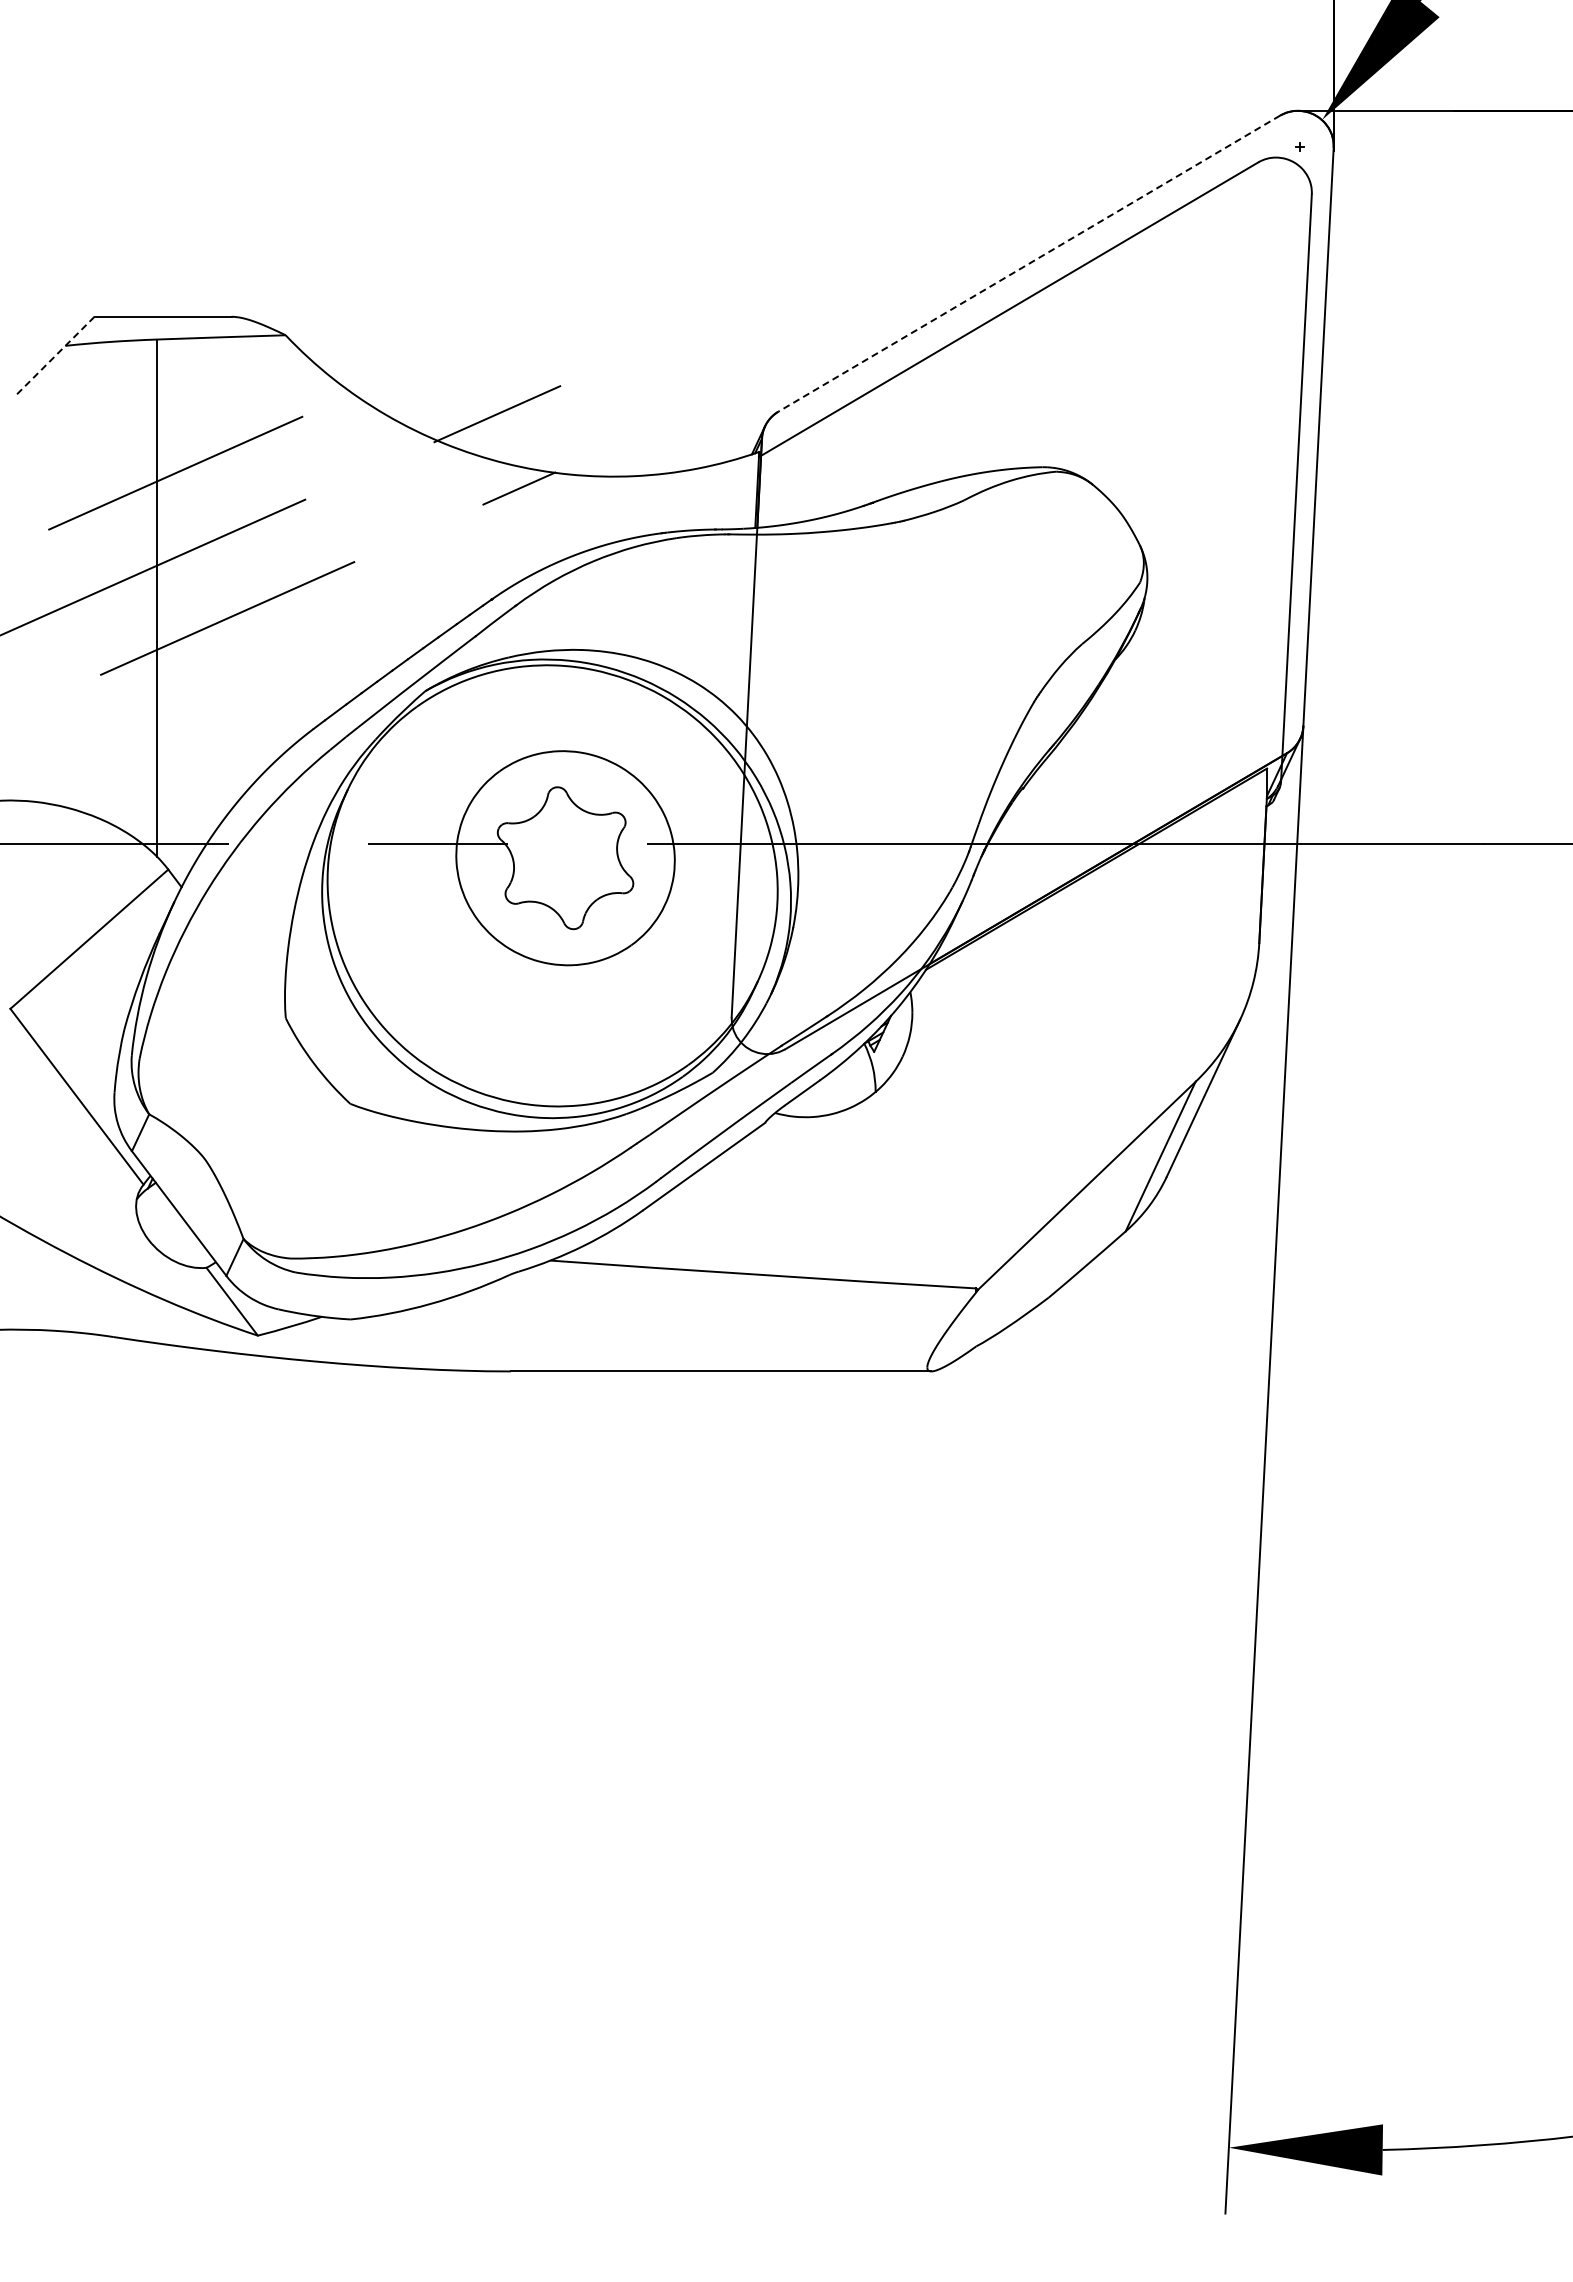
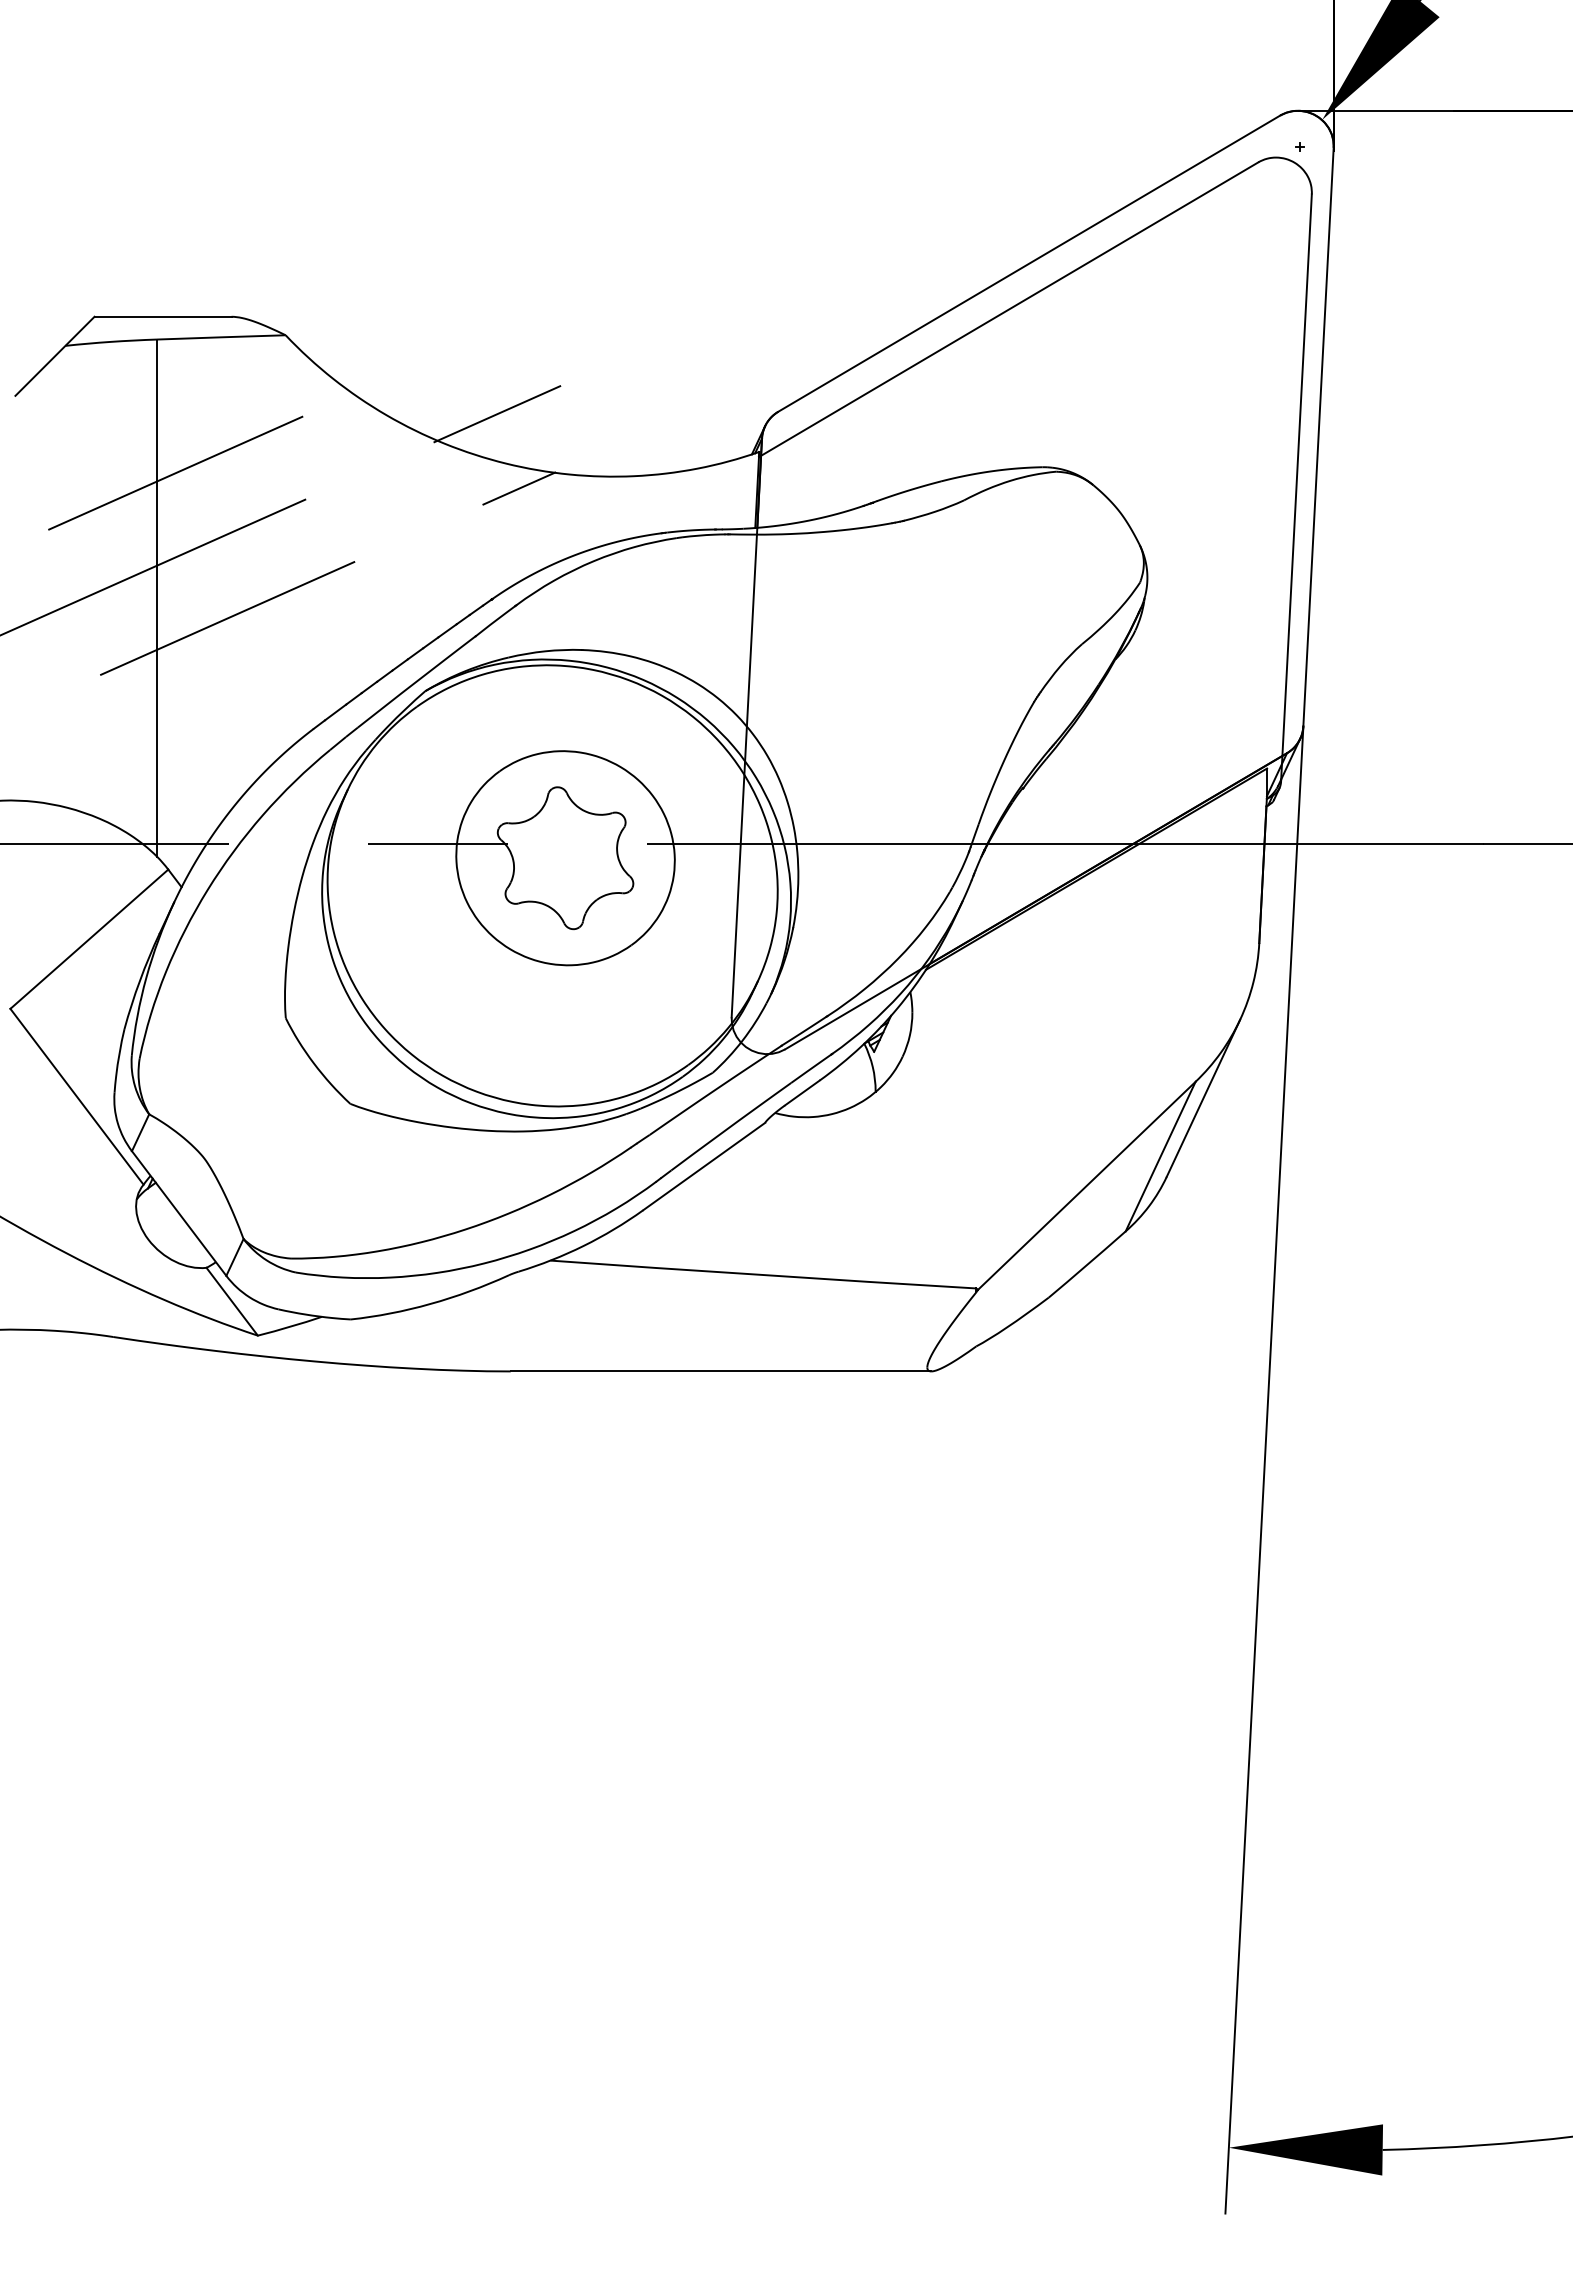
line: dashed -> solid (1028, 263)
line: dashed -> solid (54, 356)
